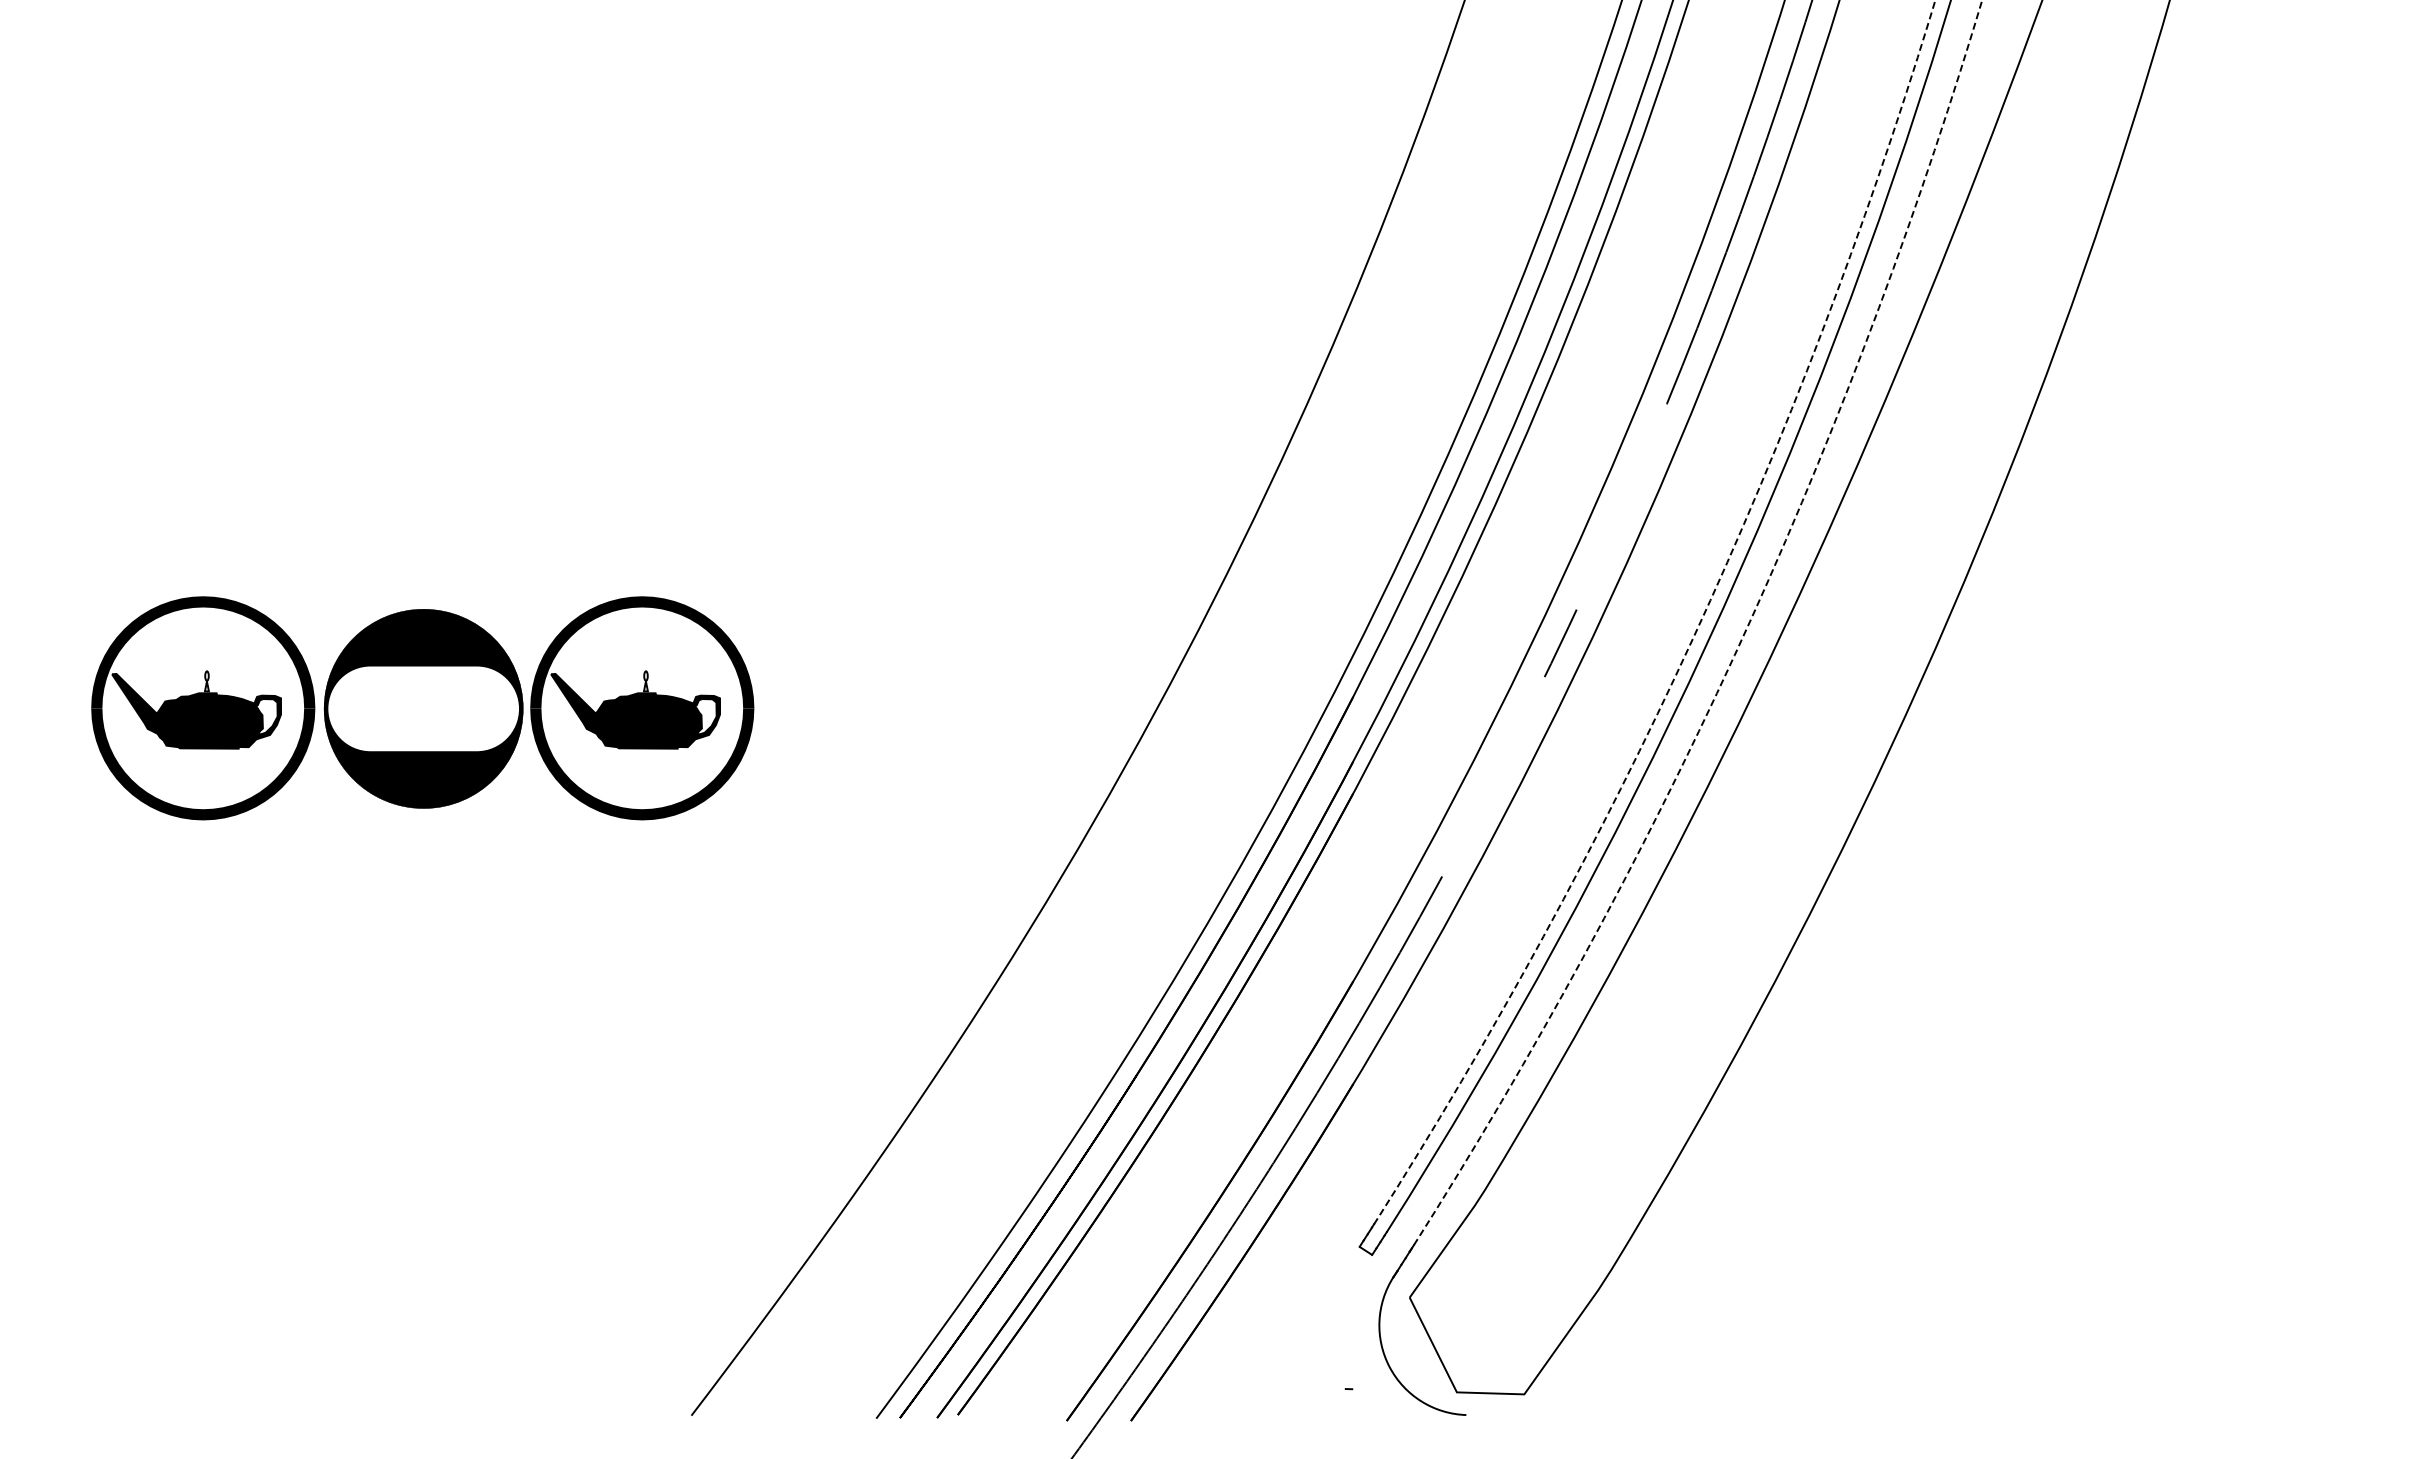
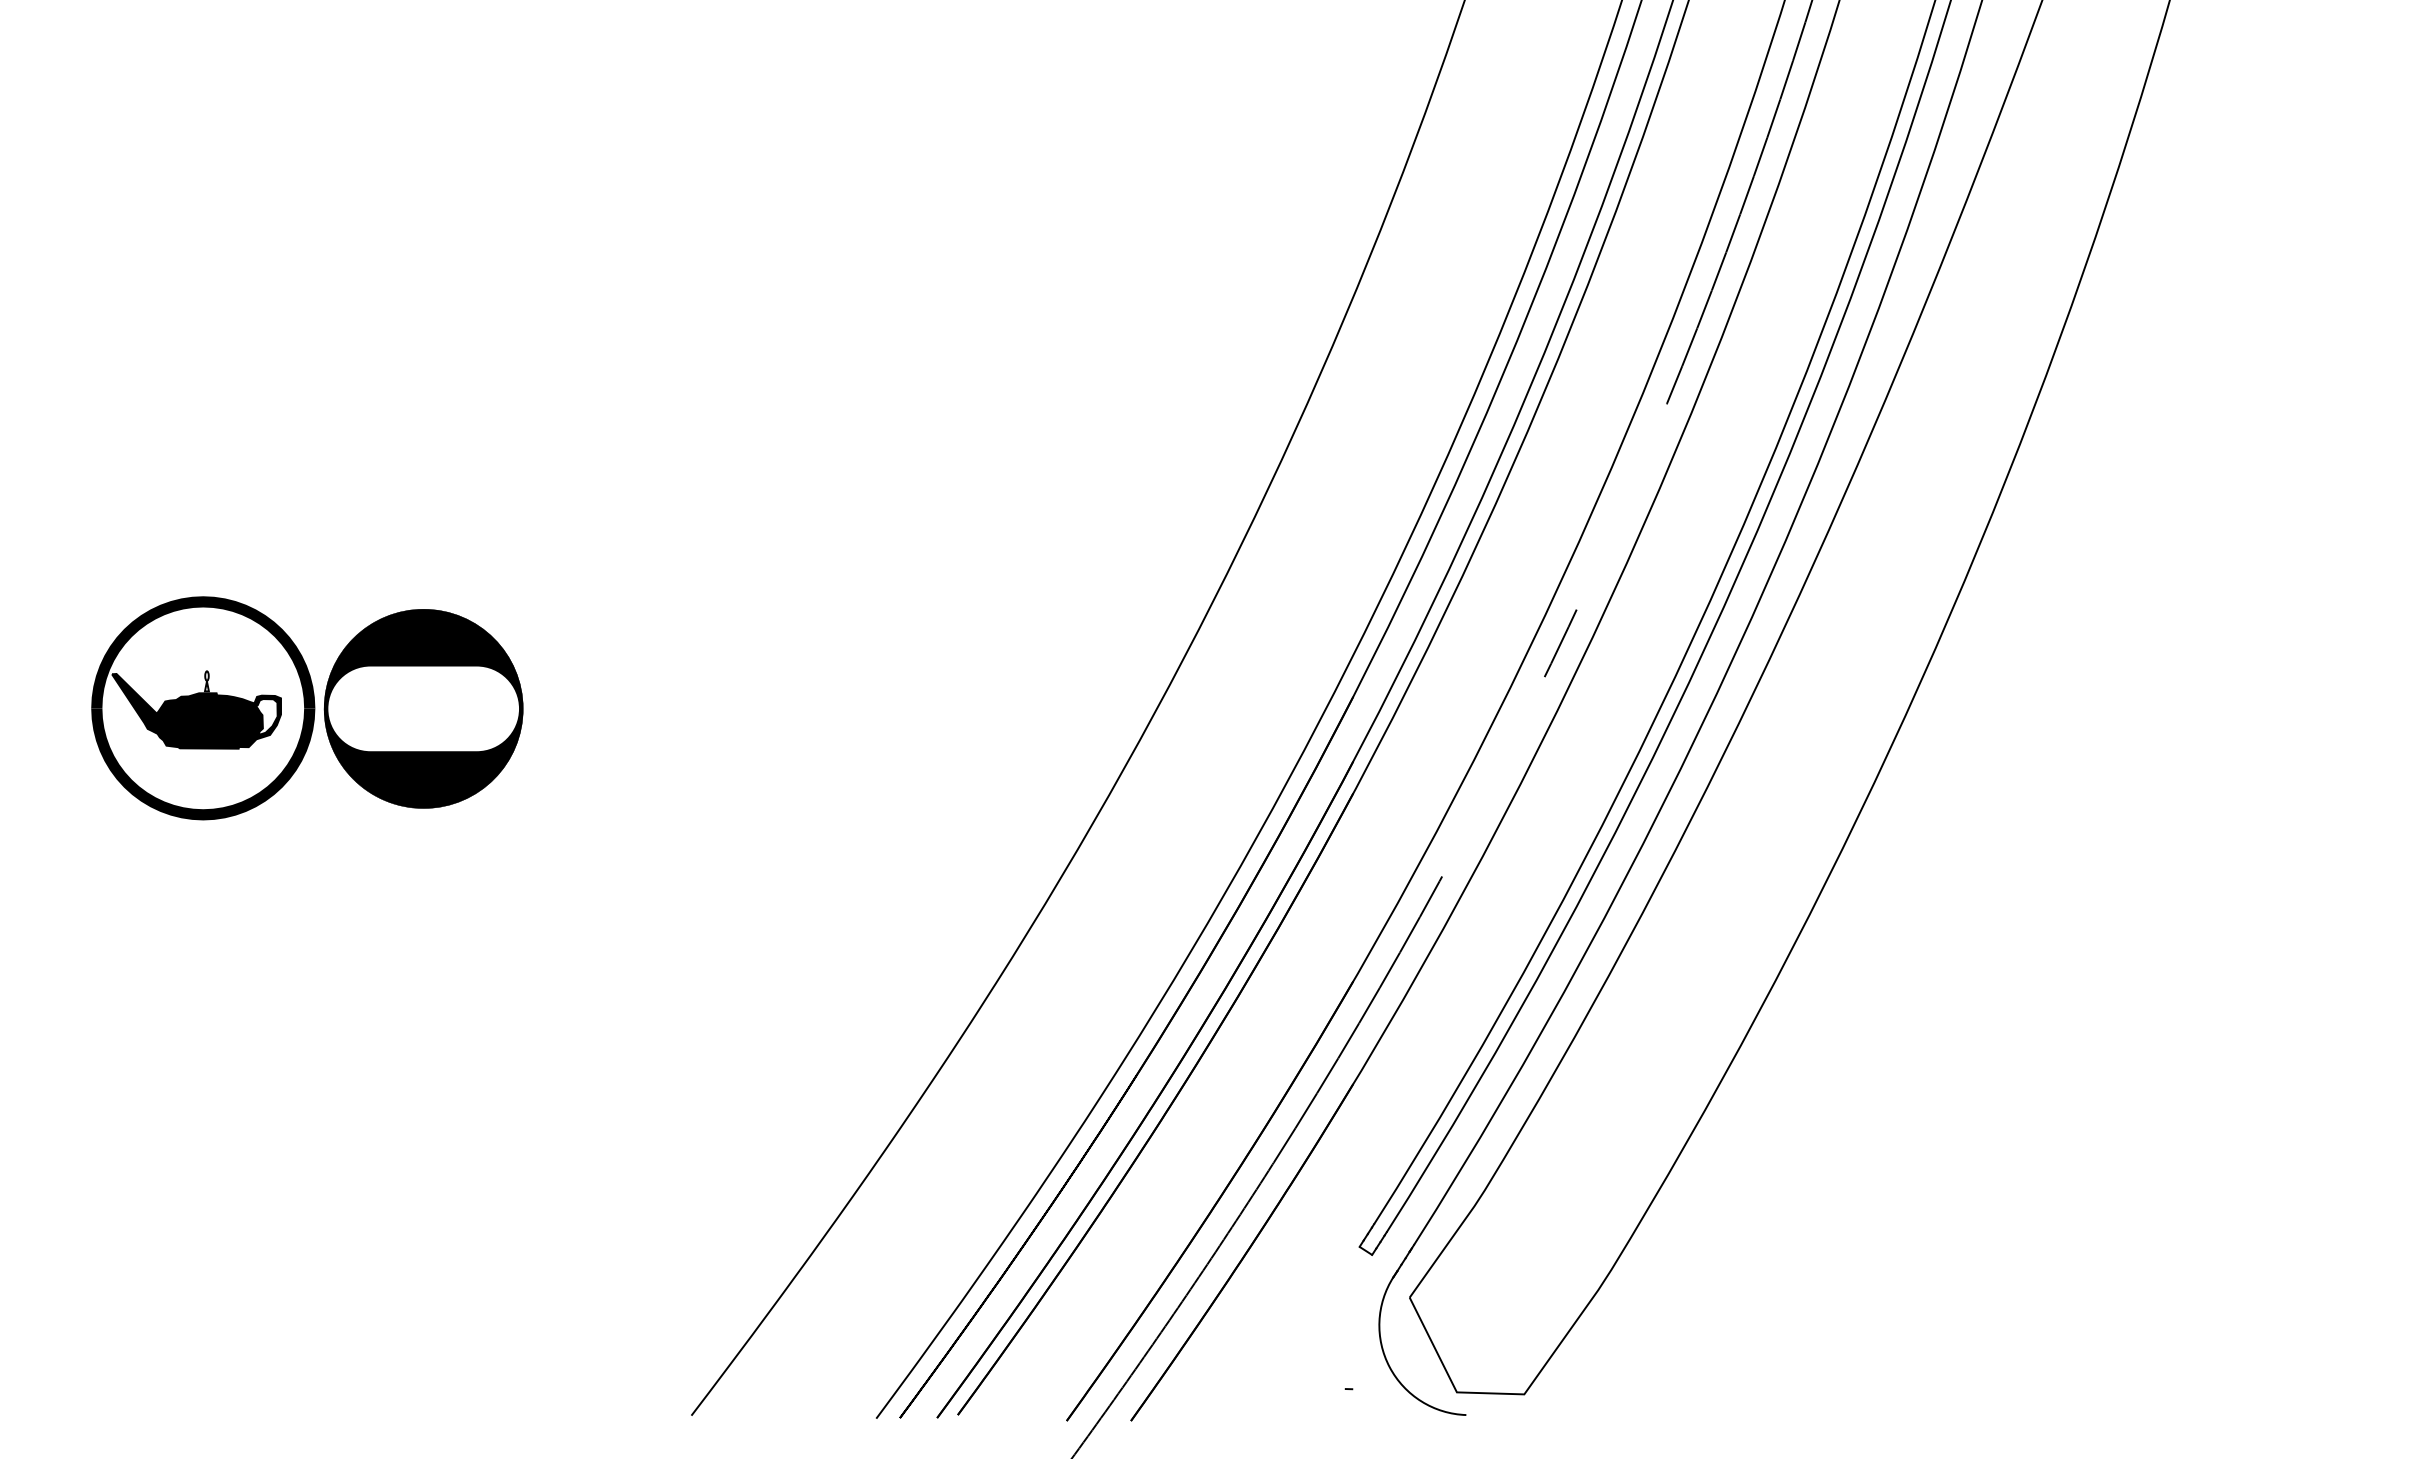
arc: dashed -> solid (1697, 629)
arc: dashed -> solid (1739, 643)
part: present -> none (642, 708)
